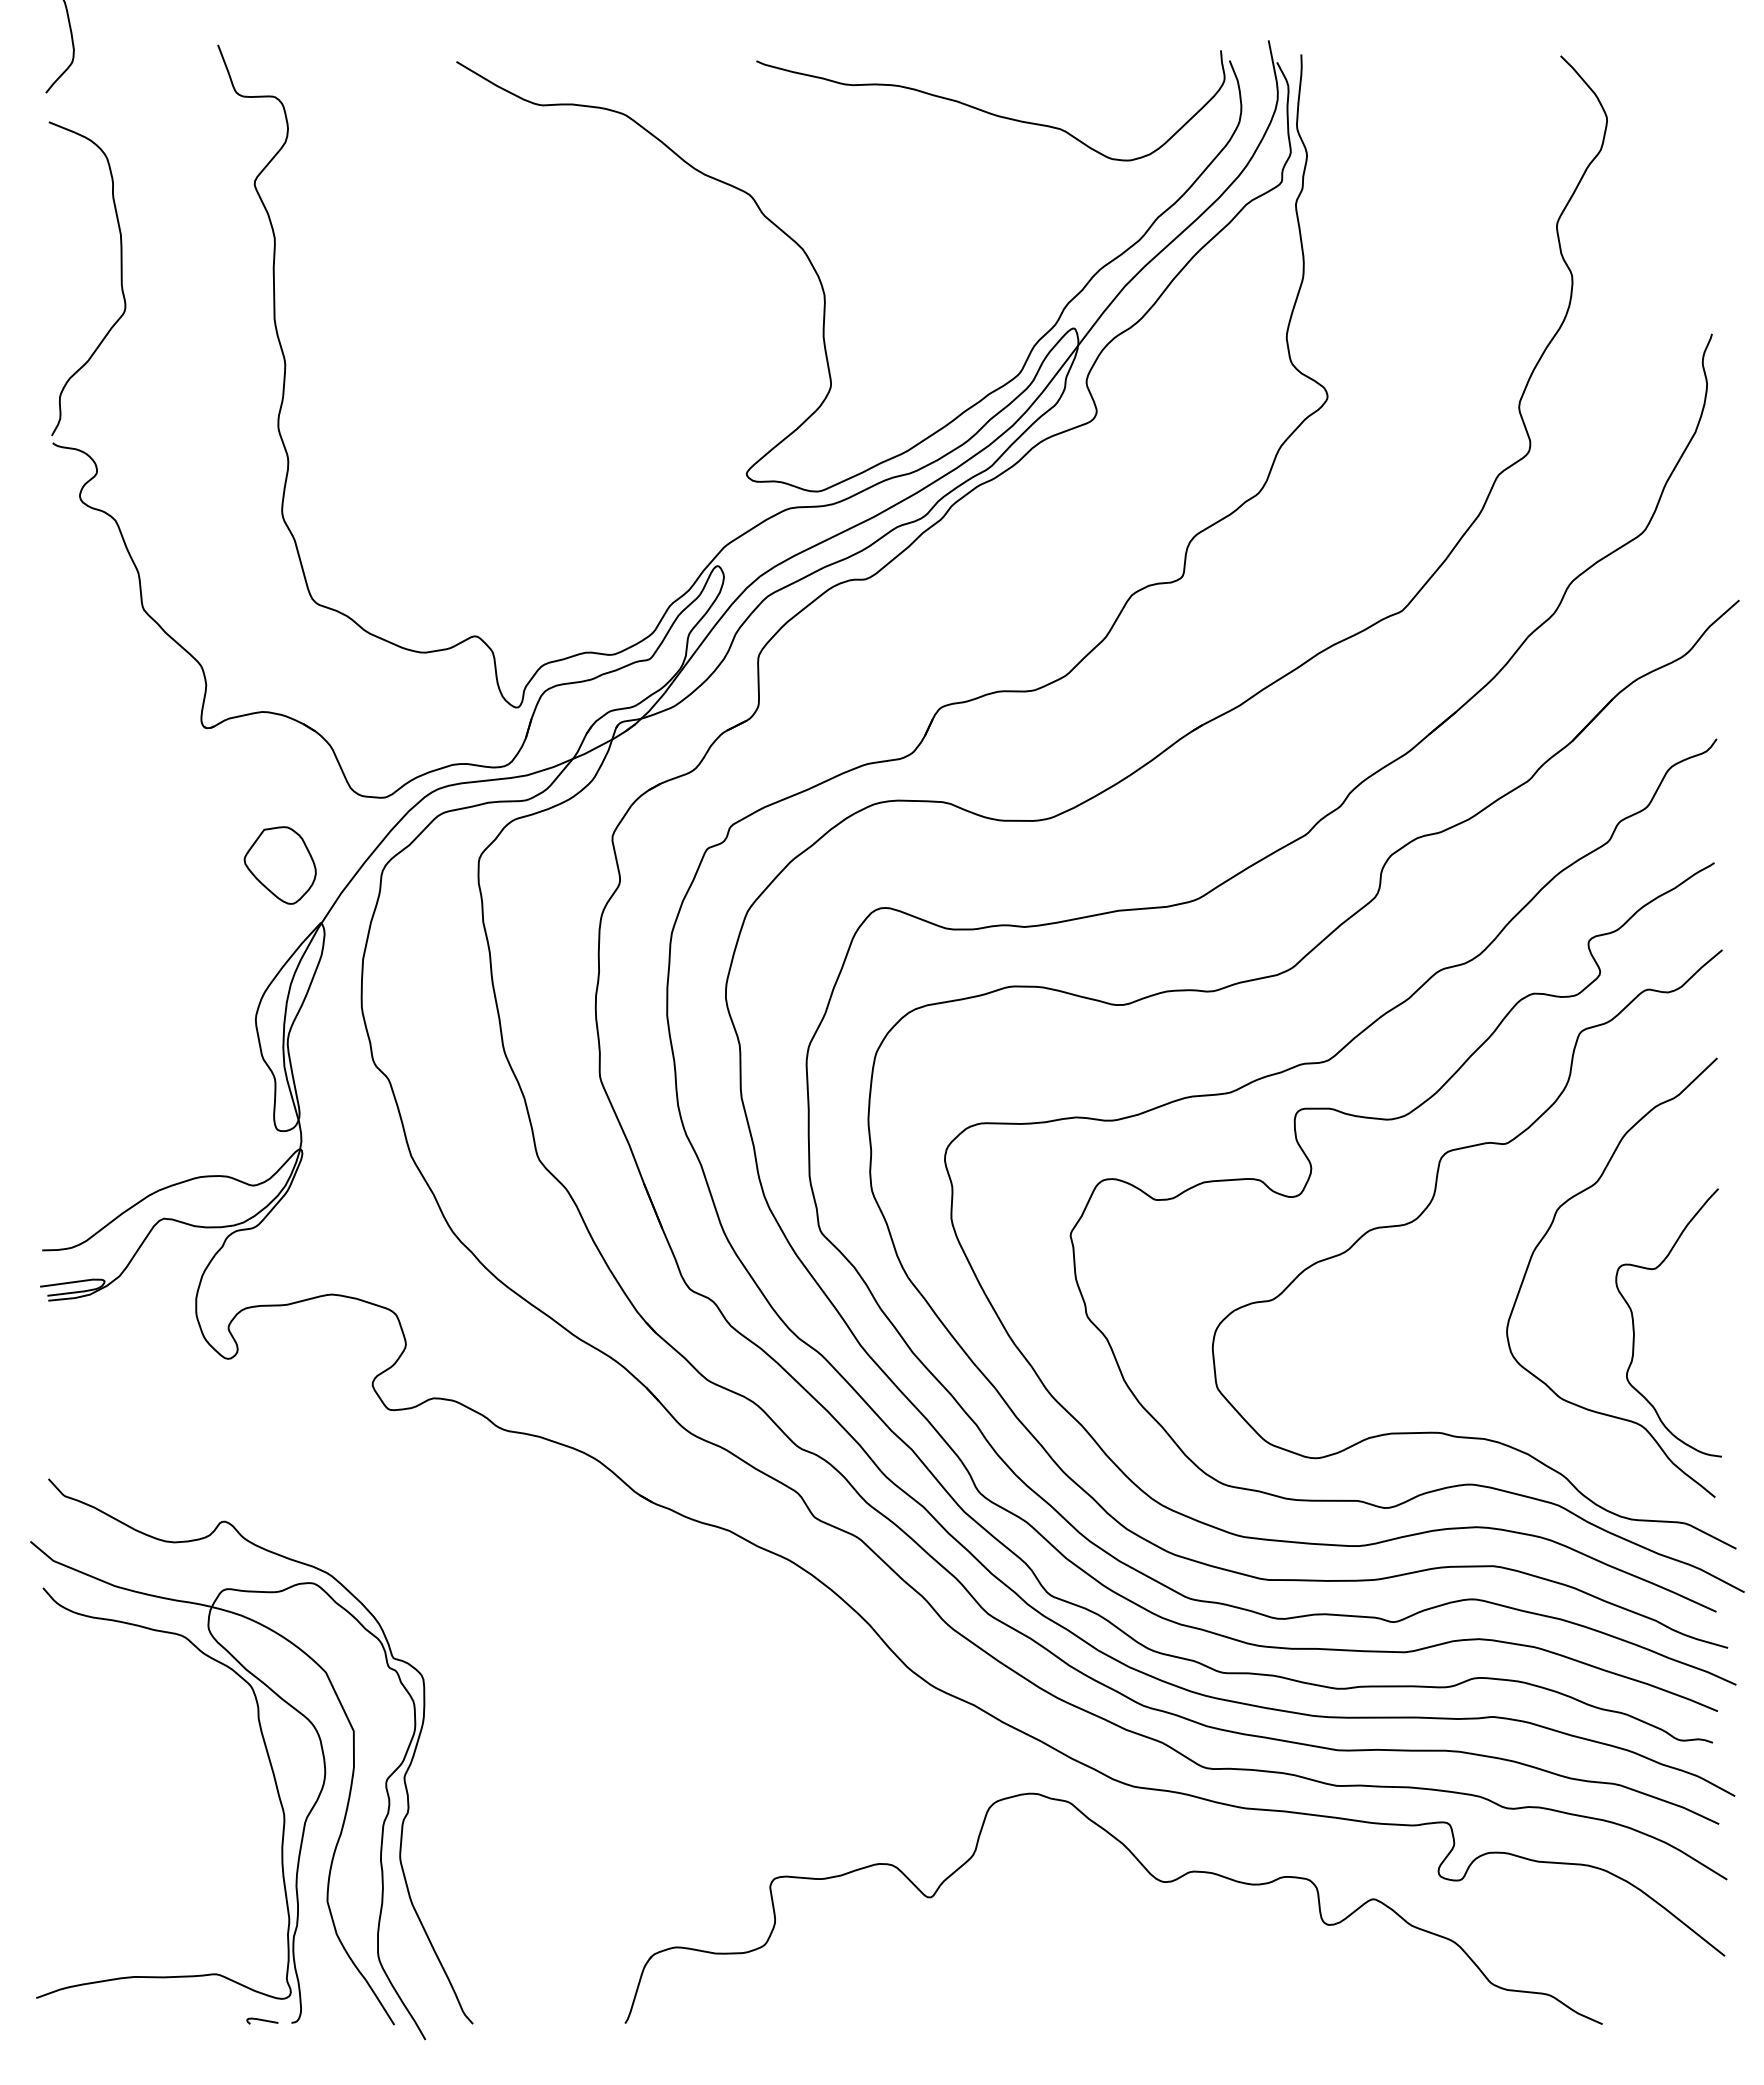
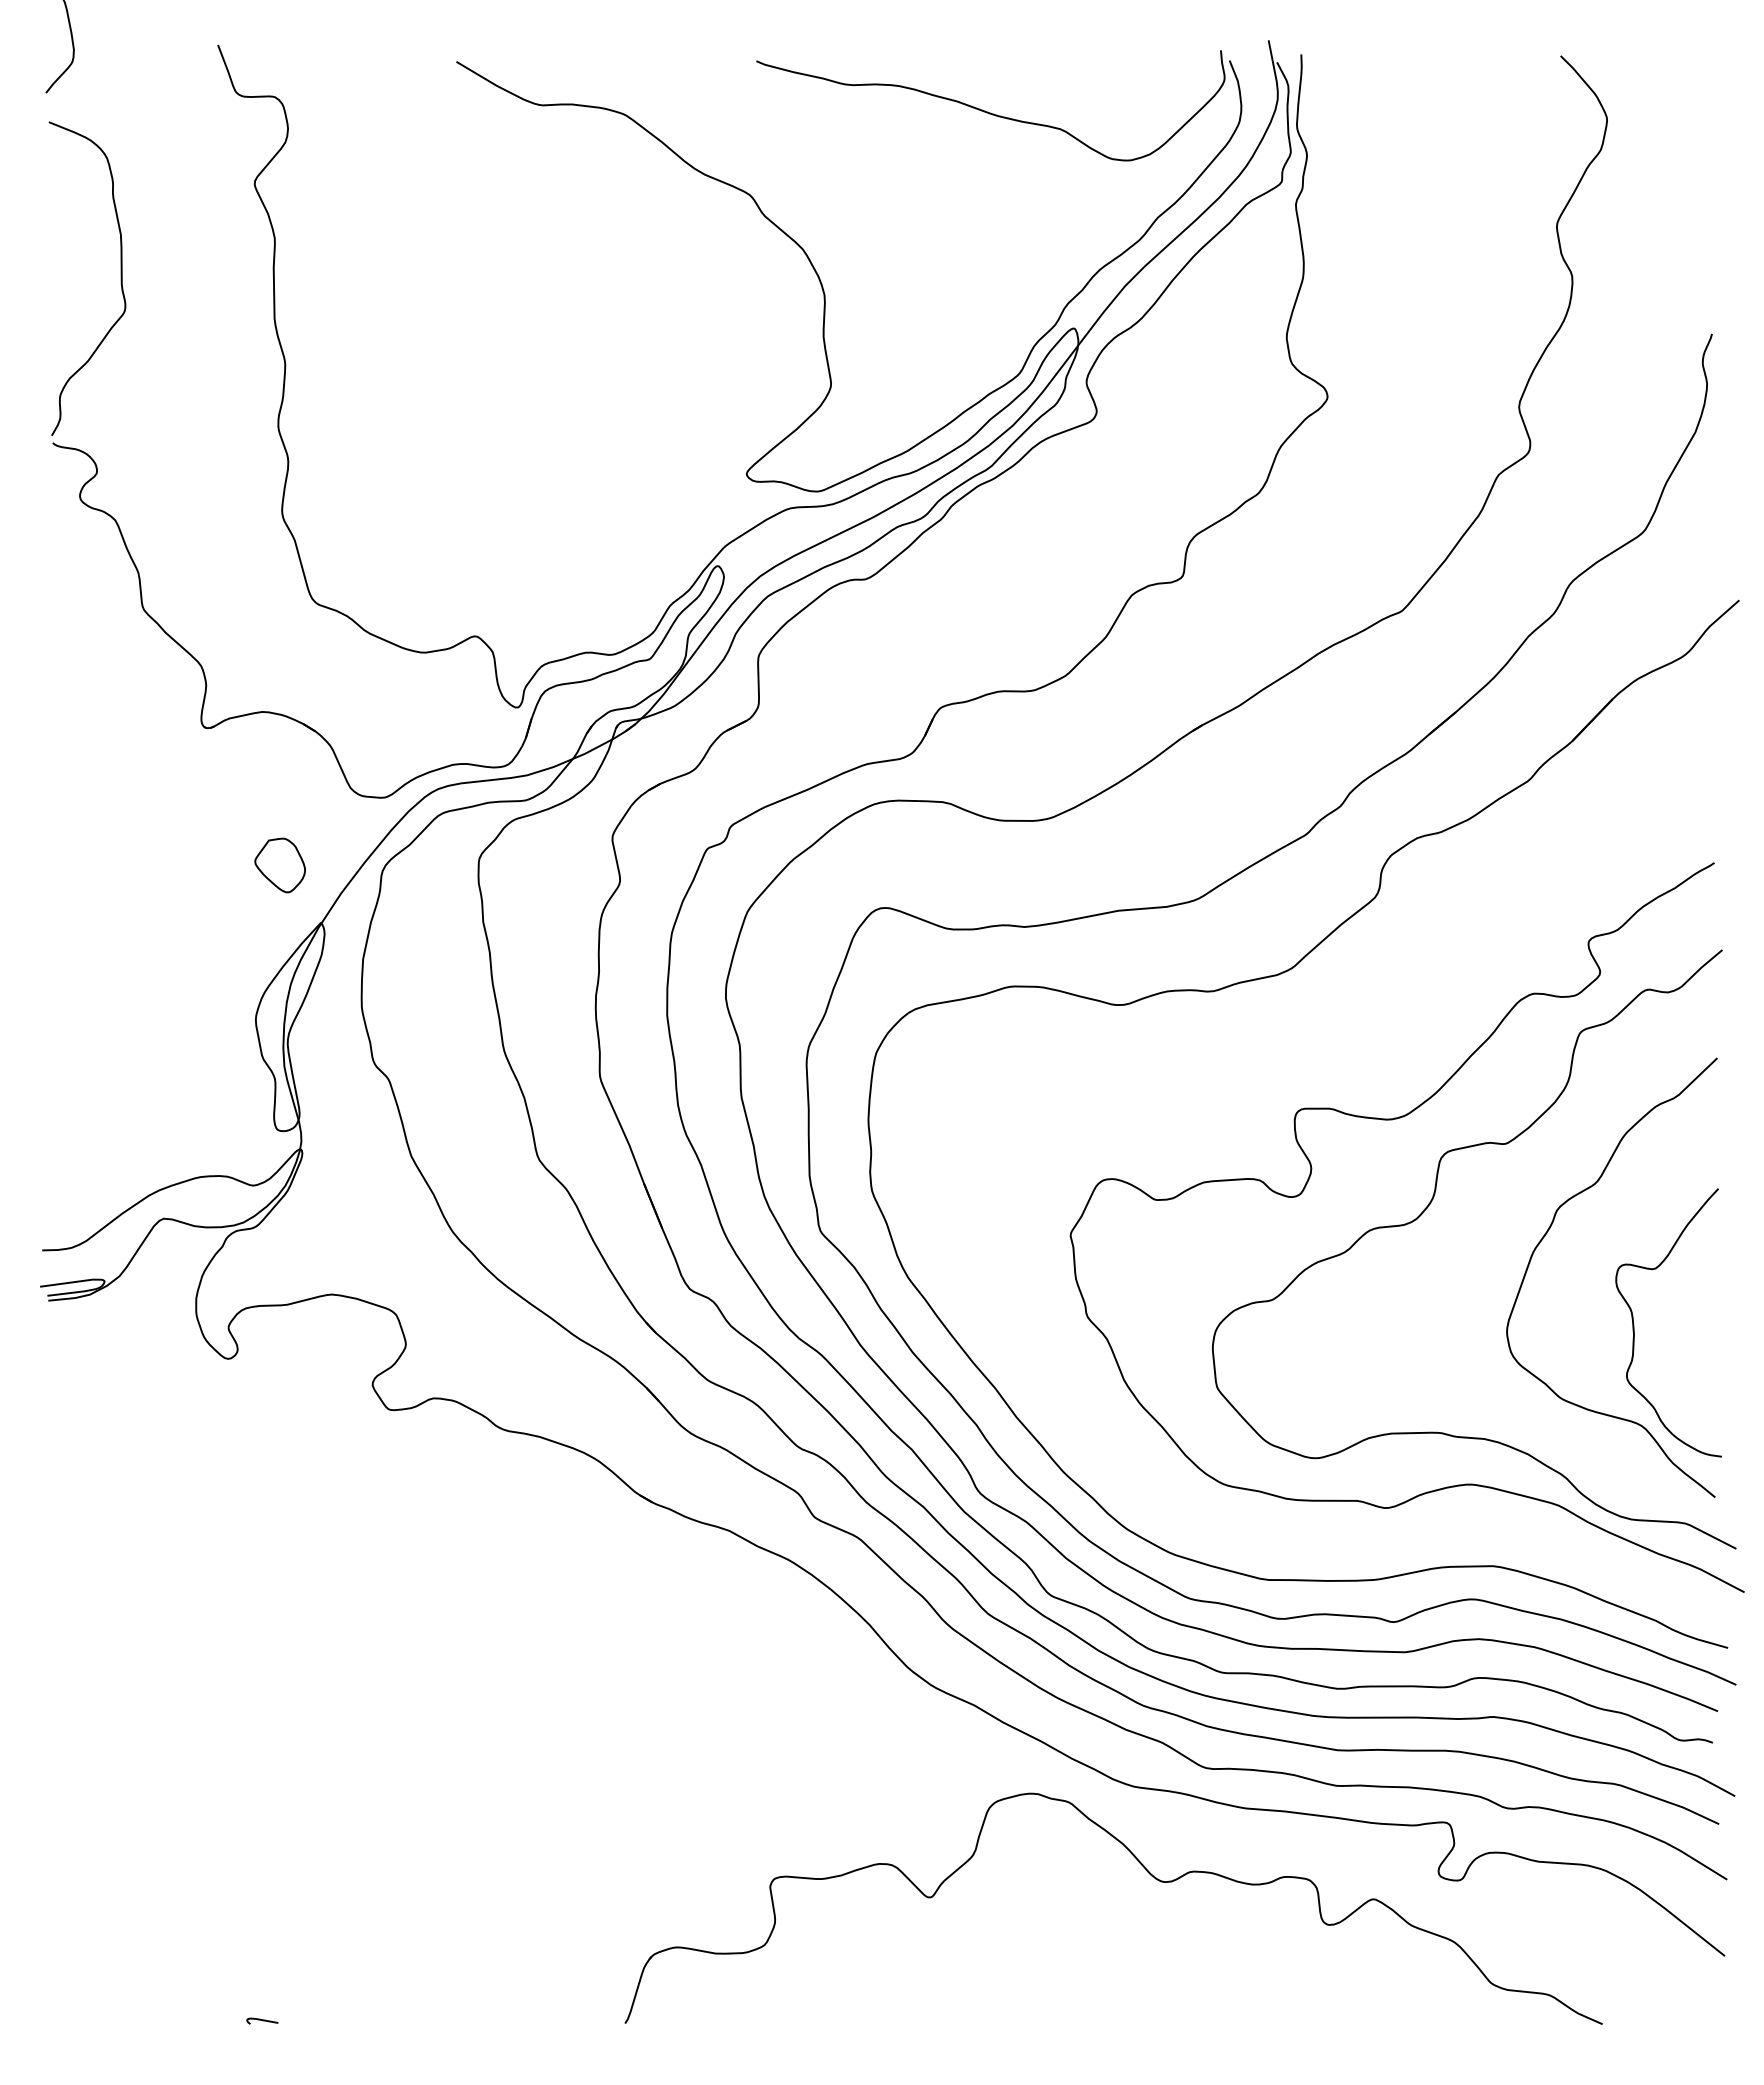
part size: 74x79 px -> 52x57 px (279, 865)
curve: present -> none (1314, 1064)
part: present -> none (266, 1753)
